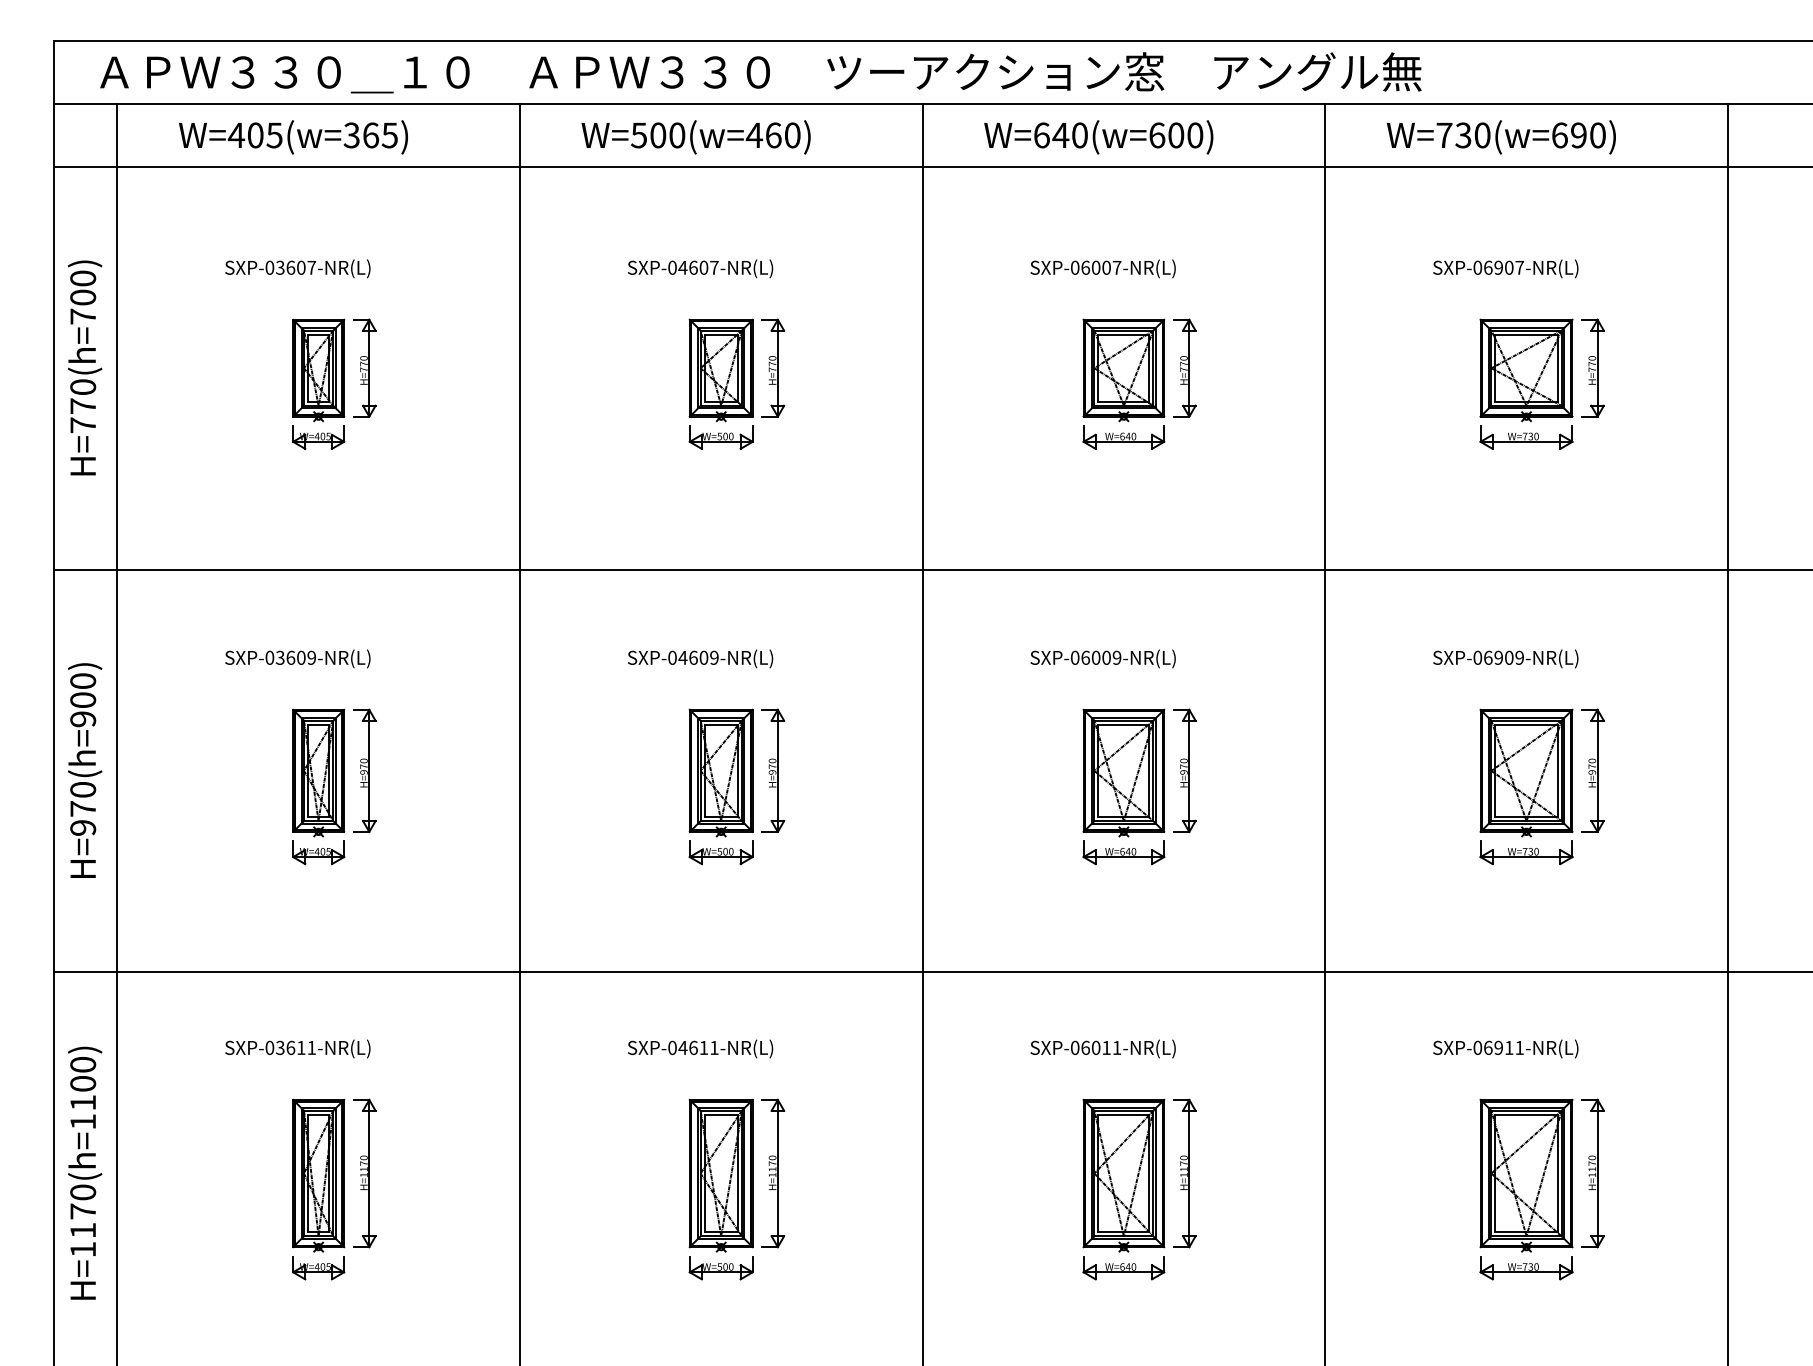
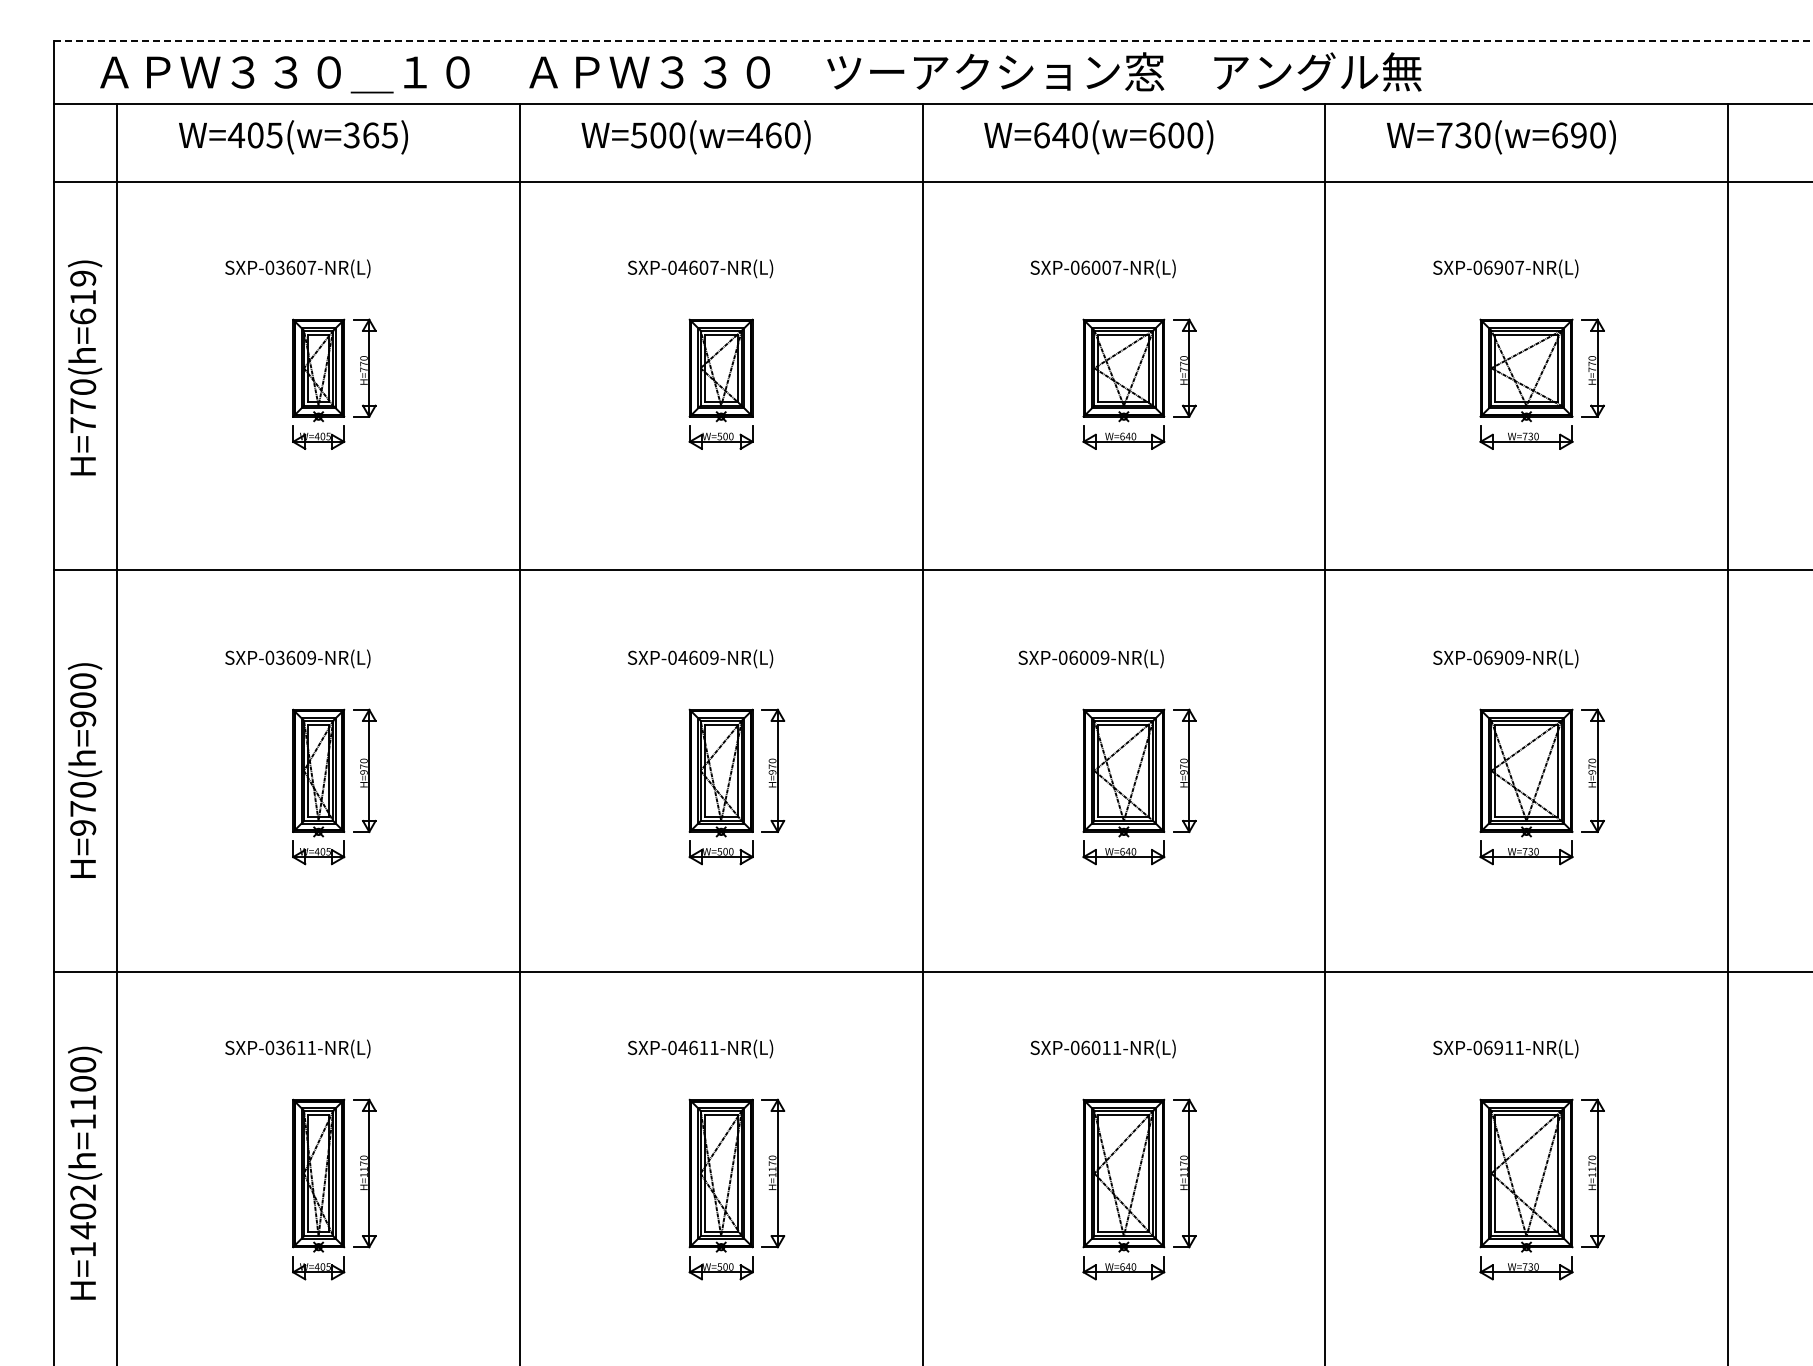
line: solid -> dashed (934, 41)
line position: (931, 166) -> (931, 181) (931, 181)
text: H=770(h=700) -> H=770(h=619) (83, 297)
part: present -> none (773, 367)
text position: (1102, 658) -> (1090, 658) (1090, 658)
text: H=1170(h=1100) -> H=1402(h=1100) (83, 1211)
